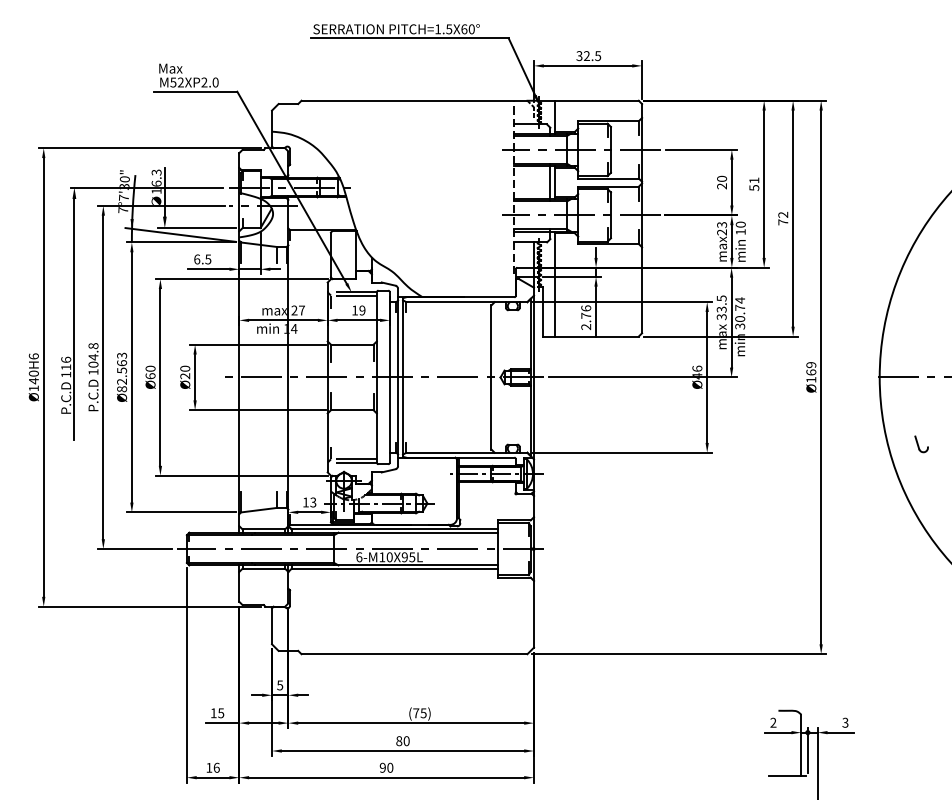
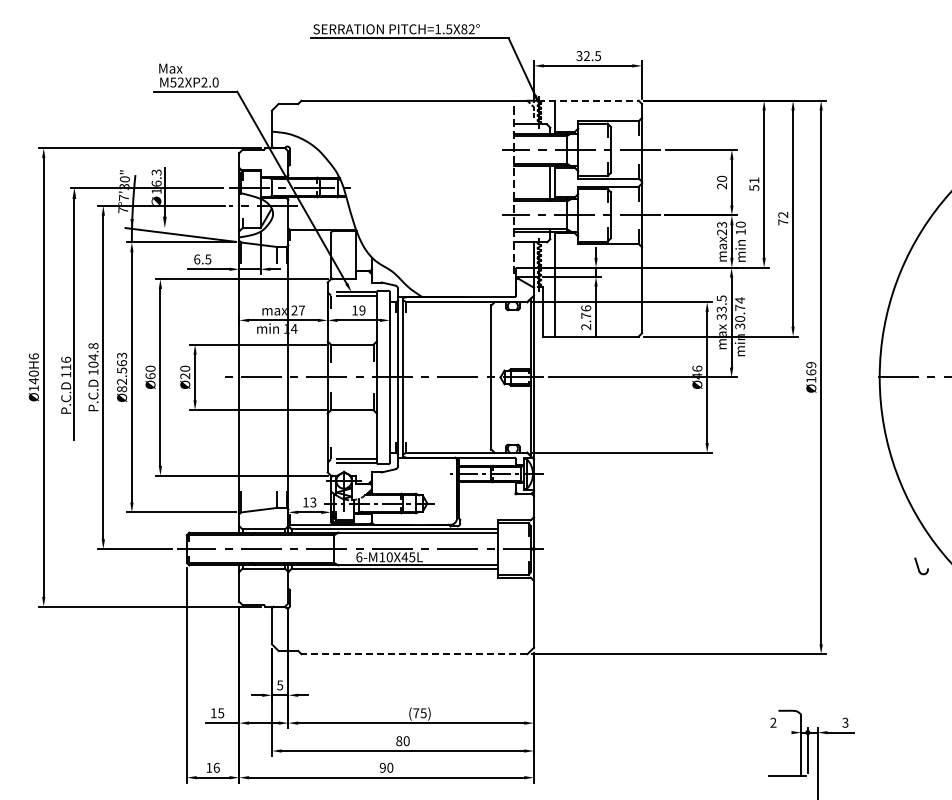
text: PITCH=1.5X60° -> PITCH=1.5X82° (467, 29)
line: solid -> dashed (589, 100)
line: present -> none (197, 228)
part position: (921, 444) -> (921, 566) (921, 566)
text: 6-M10X95L -> 6-M10X45L (404, 557)
line: solid -> dashed (414, 654)
line: present -> none (778, 732)
